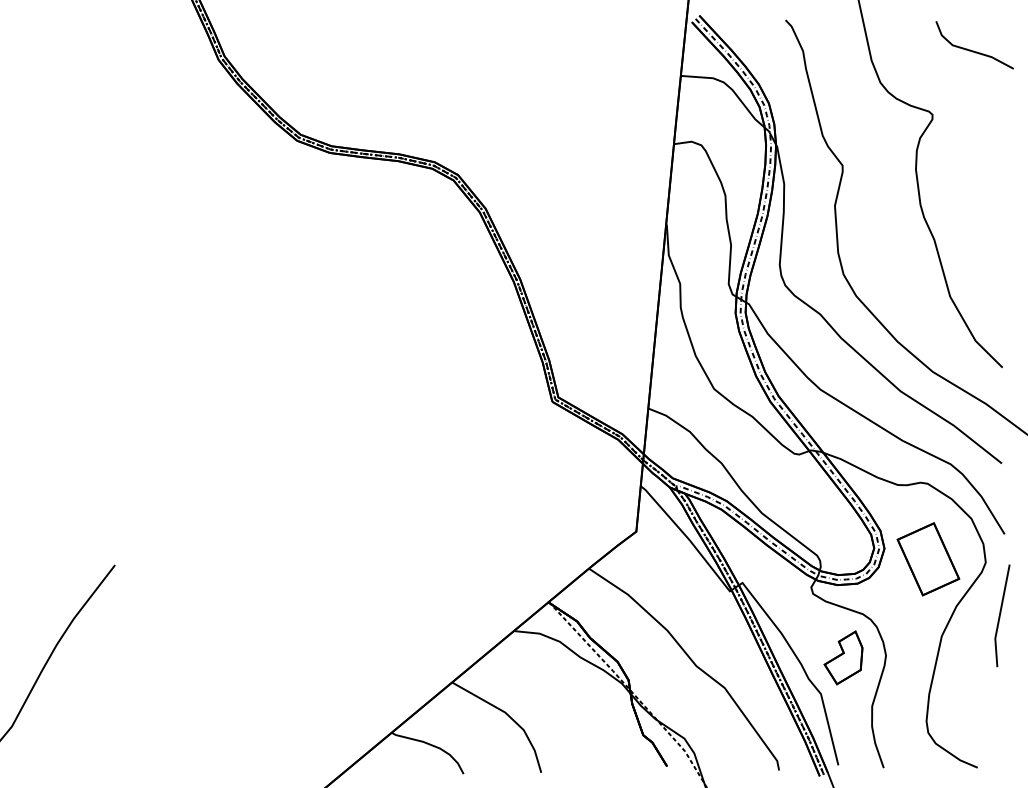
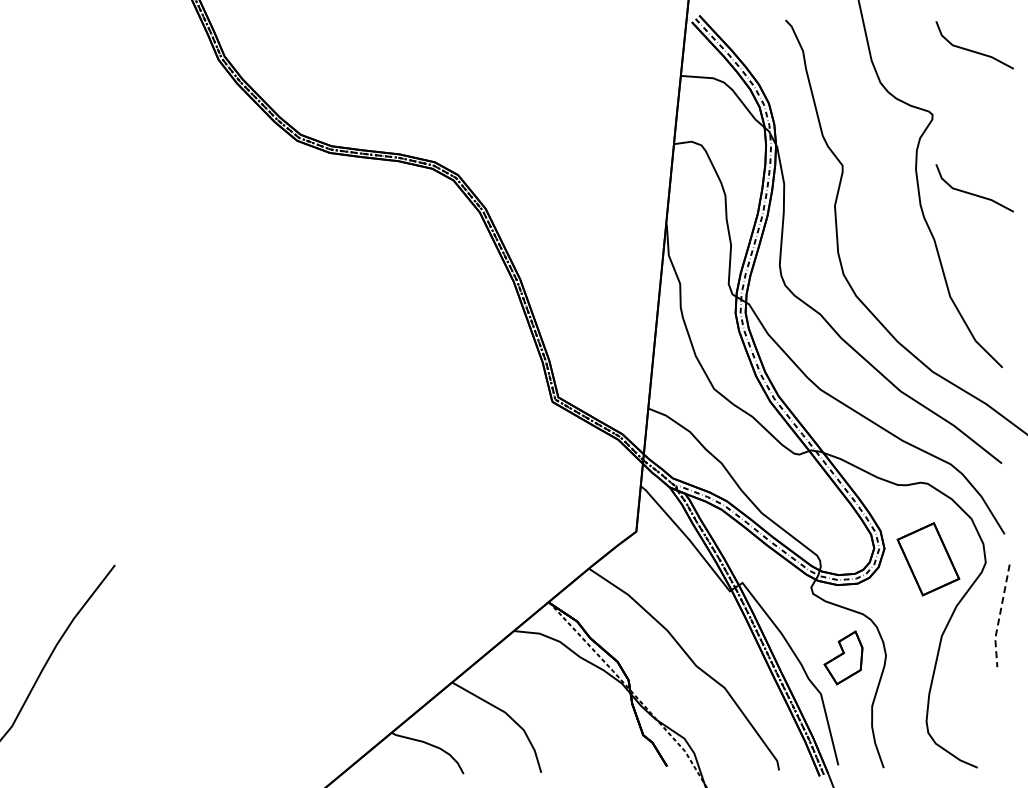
line: none -> present (973, 193)
line: solid -> dashed (999, 616)
